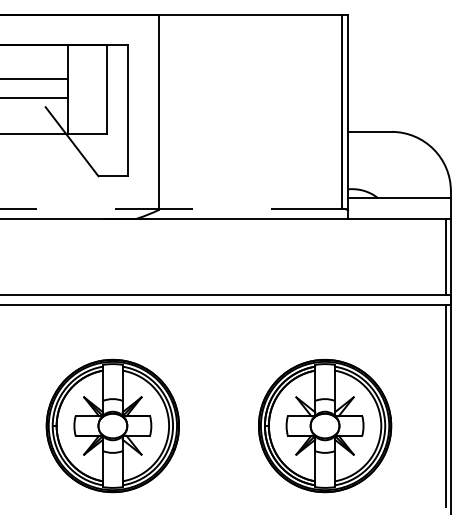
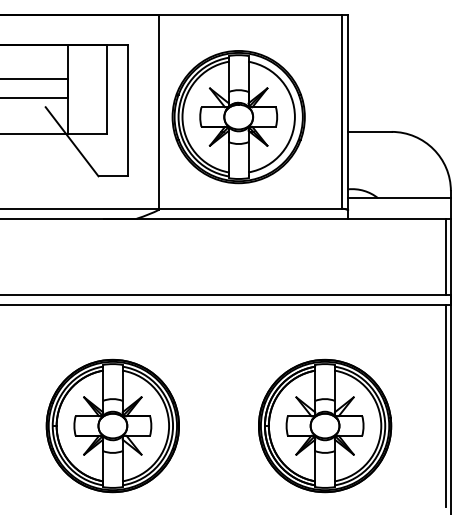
part: none -> present (238, 117)
line: dashed -> solid (171, 208)
